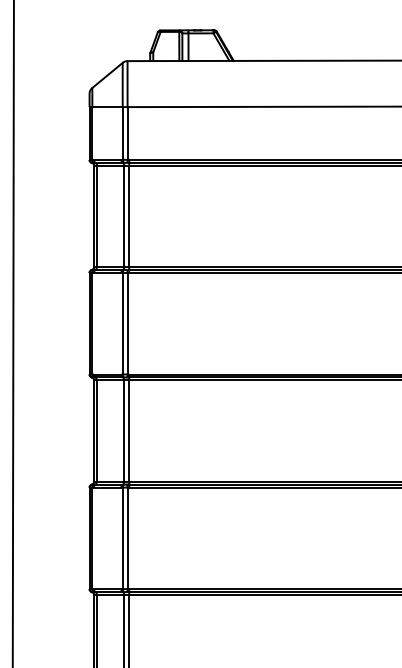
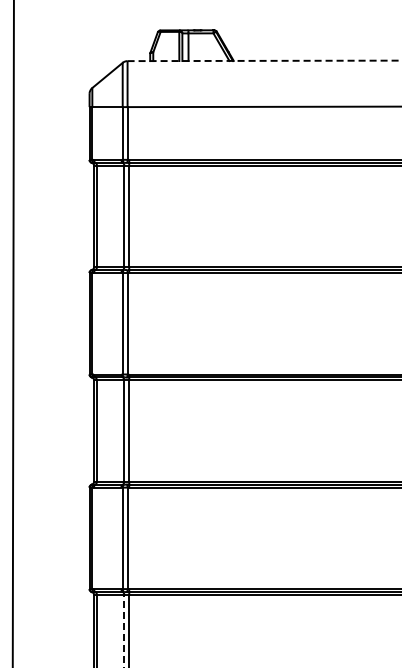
line: solid -> dashed (264, 60)
line: solid -> dashed (124, 630)
